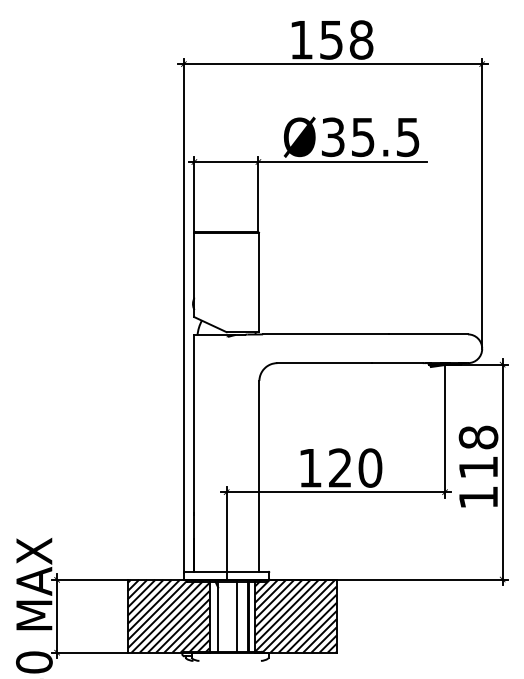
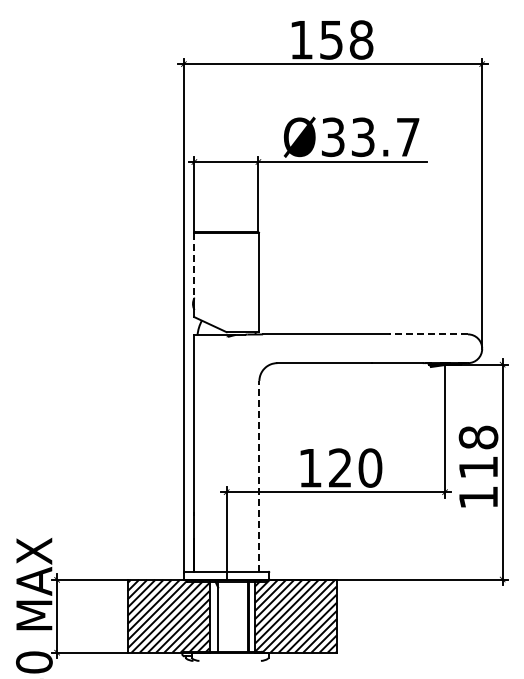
text: Ø35.5 -> Ø33.7 (385, 137)
line: solid -> dashed (194, 265)
line: solid -> dashed (428, 334)
line: solid -> dashed (259, 475)
line: present -> none (236, 616)
